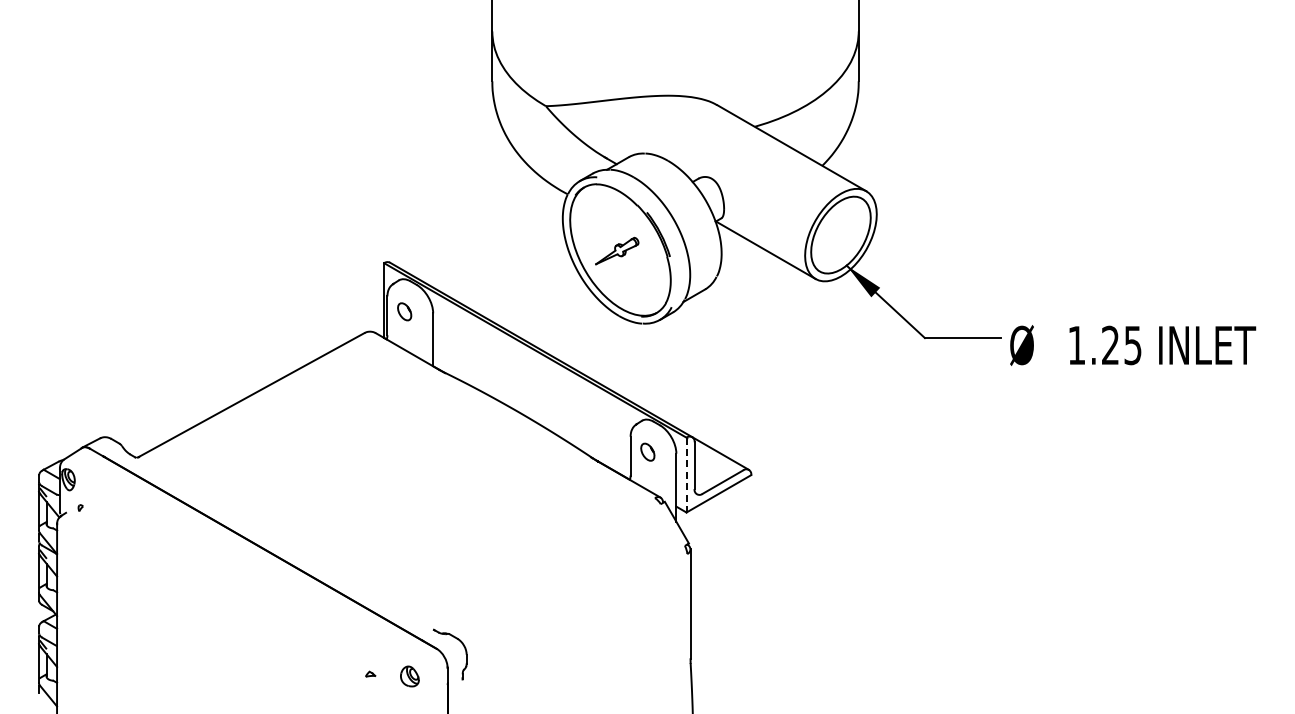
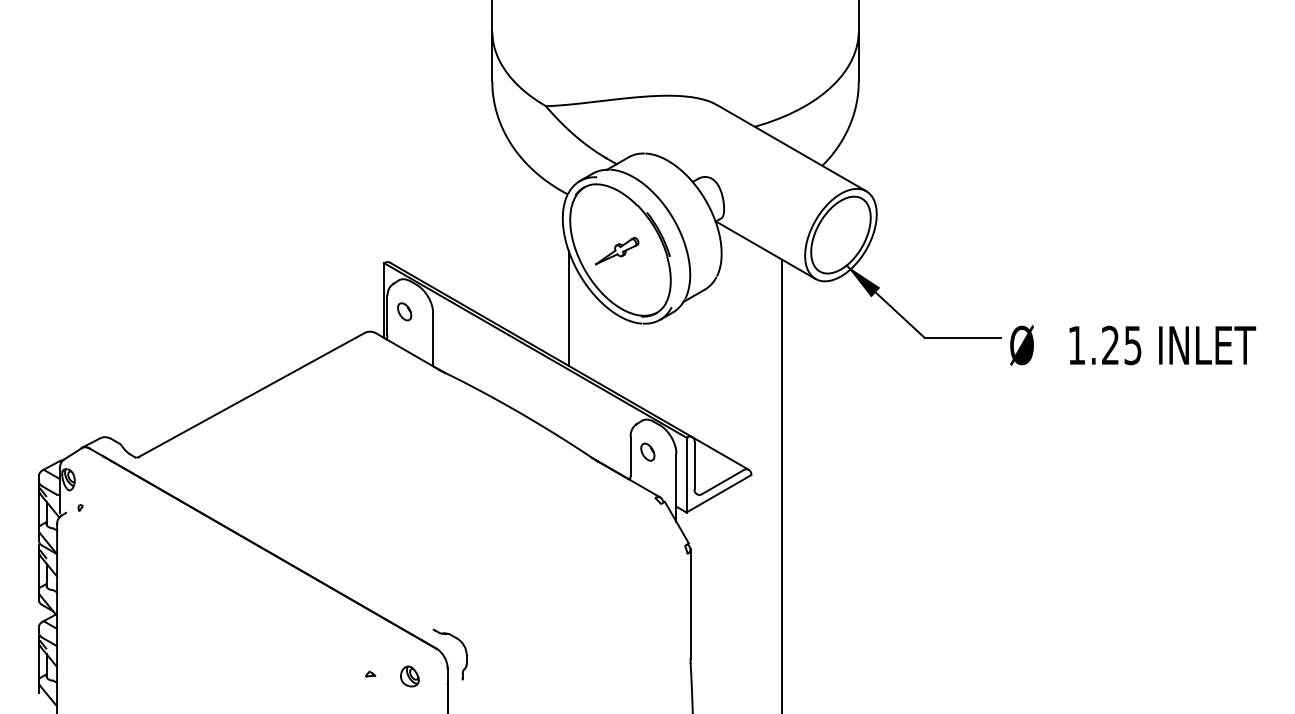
line: none -> present (568, 307)
line: dashed -> solid (686, 475)
line: none -> present (782, 484)
